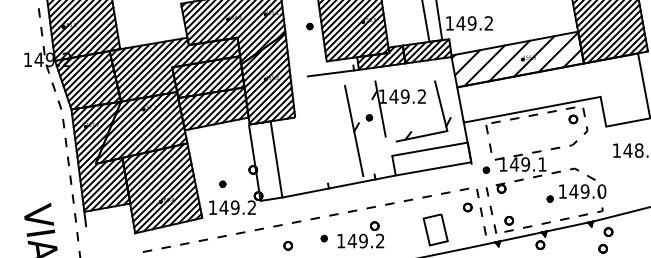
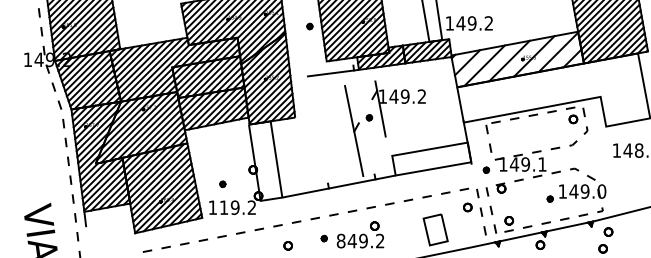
part: present -> none (440, 108)
text: 149.2 -> 119.2 (223, 207)
text: 149.2 -> 849.2 (340, 240)
